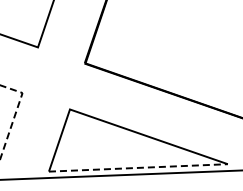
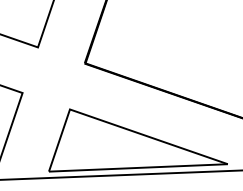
line: dashed -> solid (14, 115)
line: dashed -> solid (138, 167)
